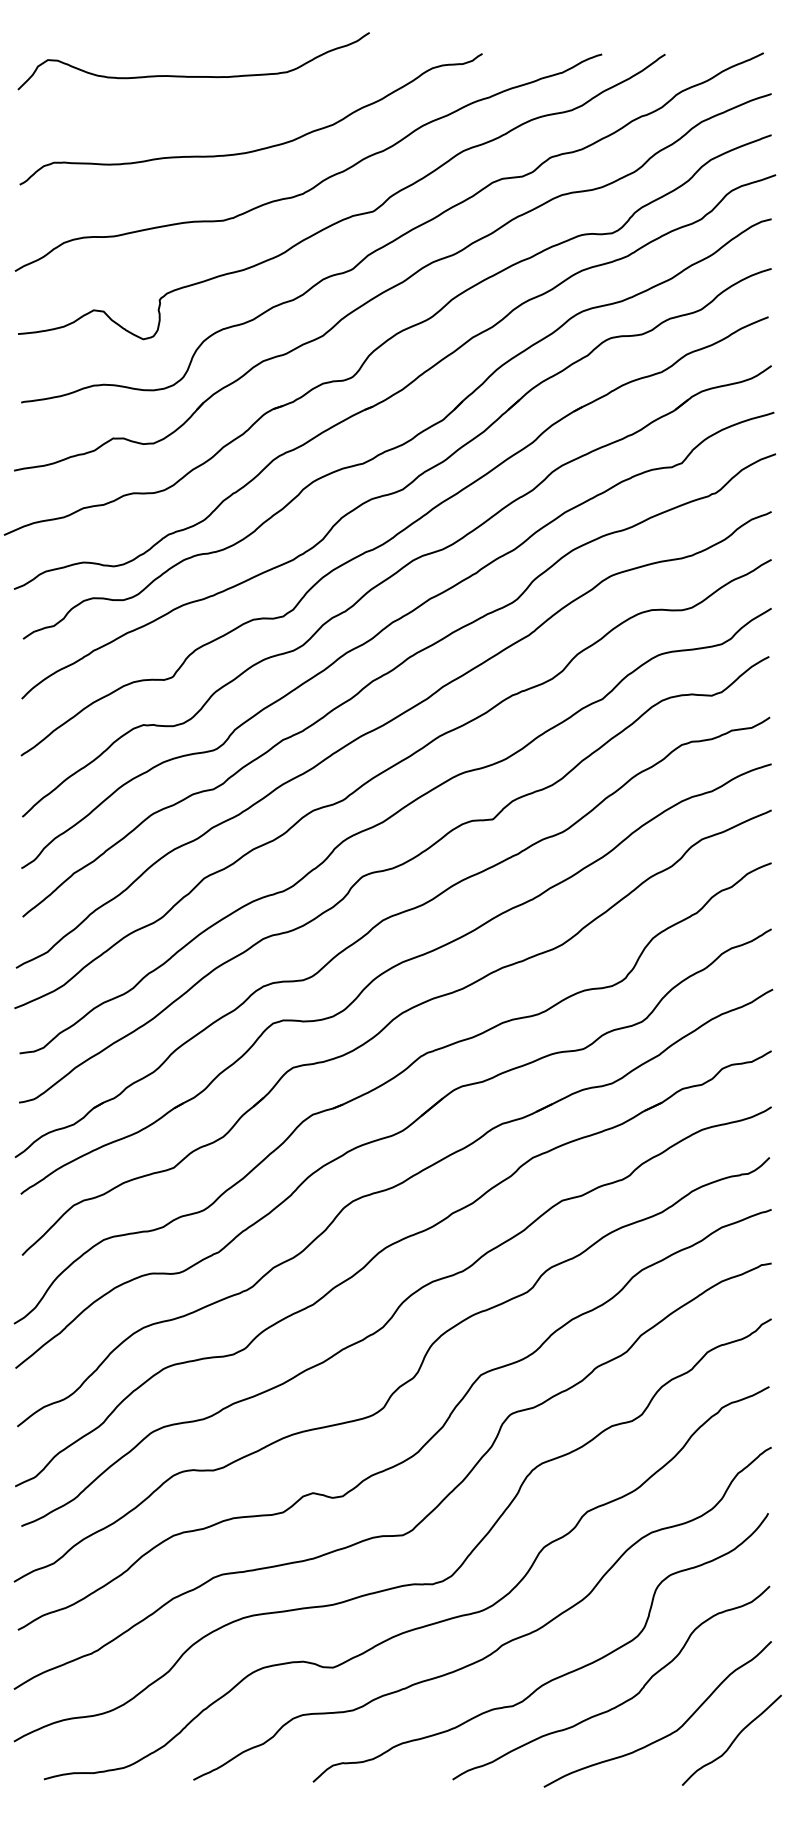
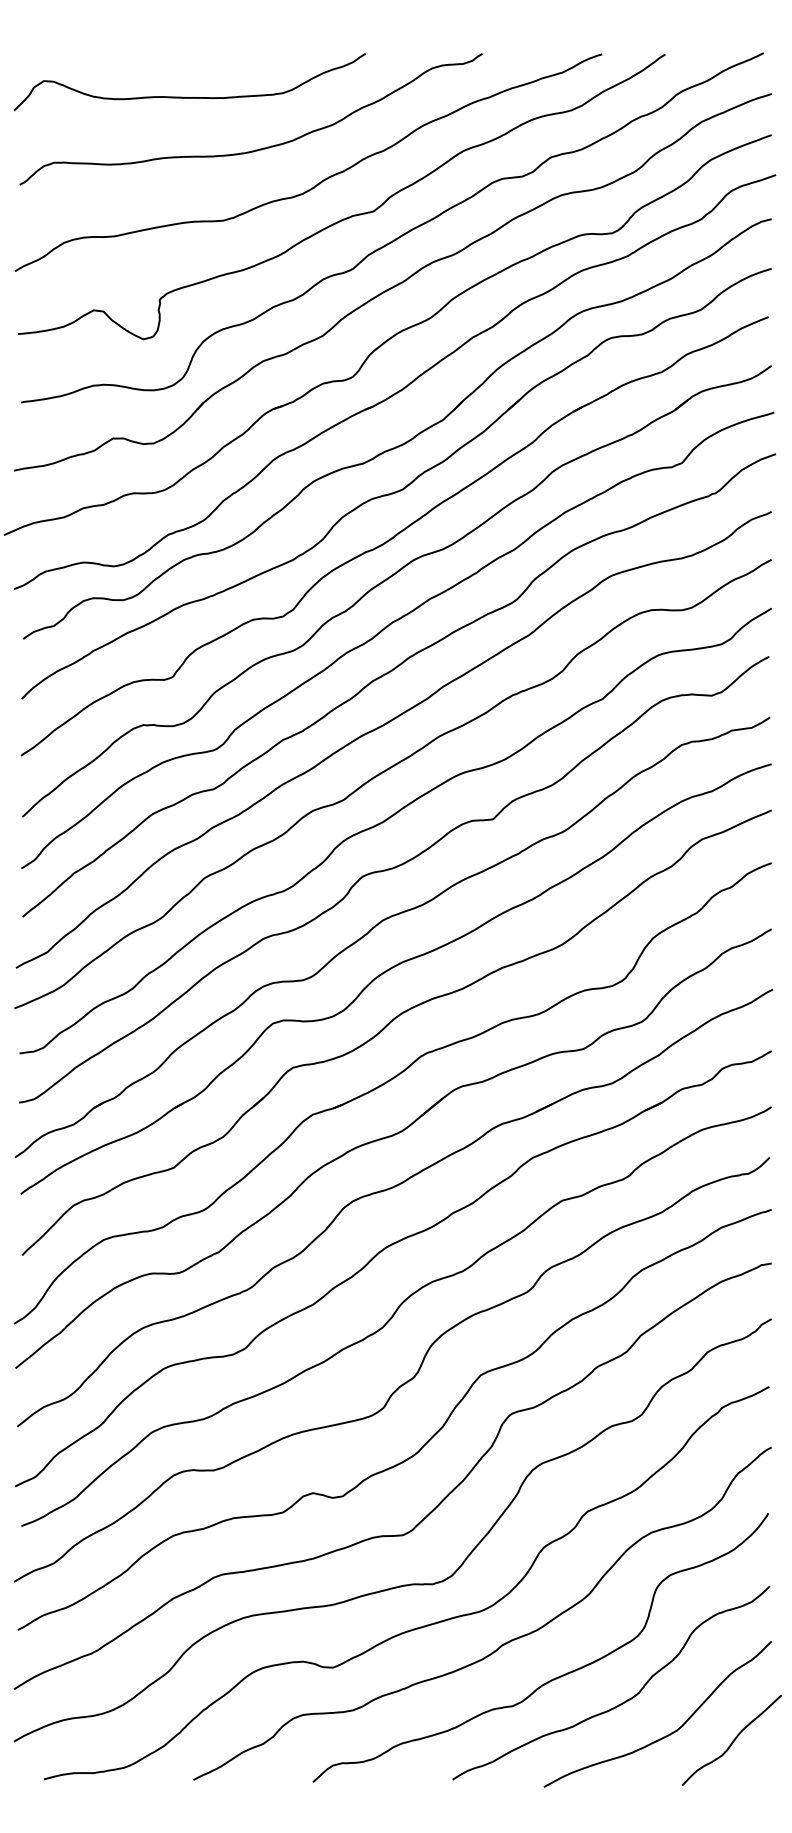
curve position: (193, 76) -> (189, 97) (189, 97)
